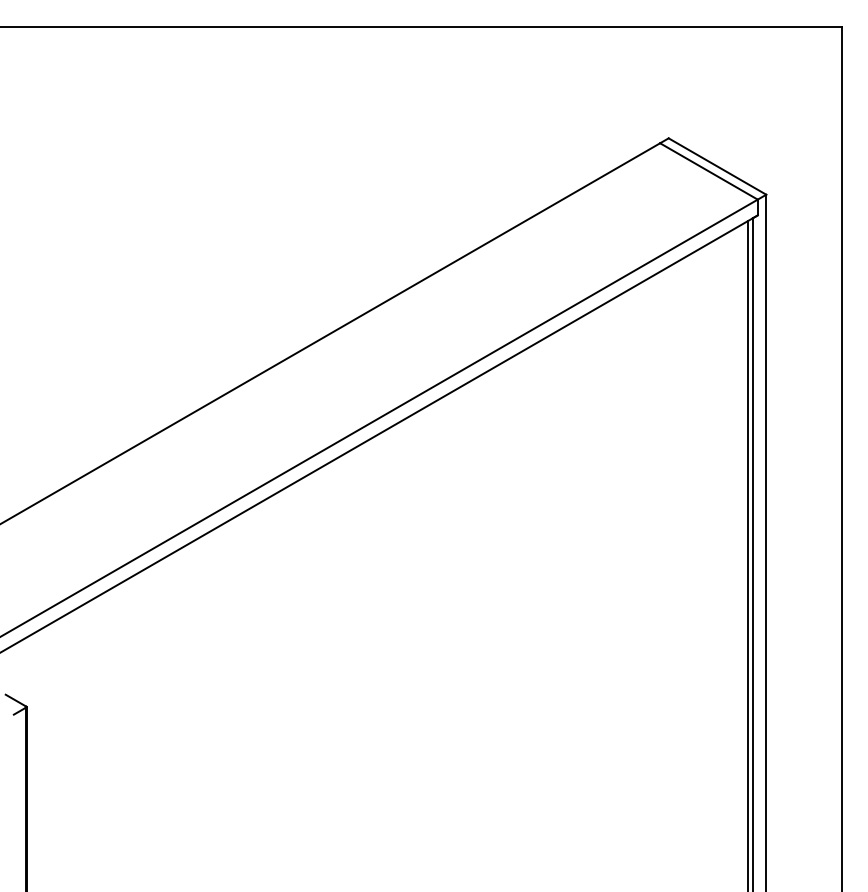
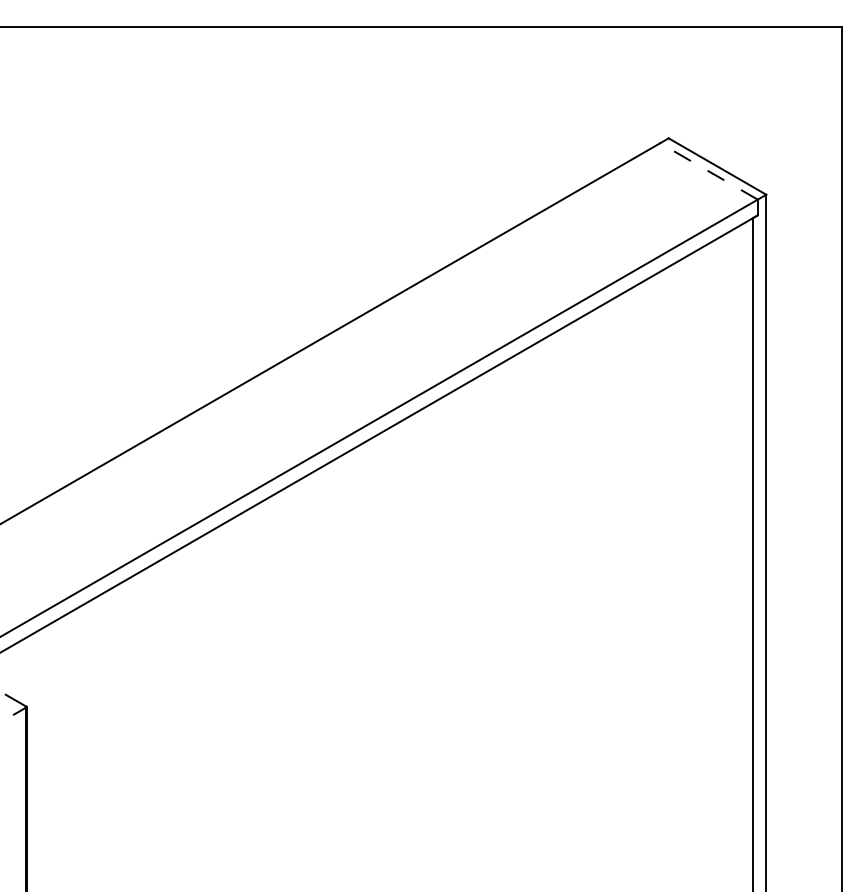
line: solid -> dashed (708, 171)
line: present -> none (747, 554)
